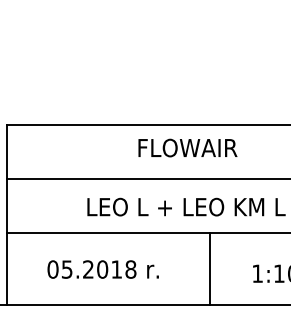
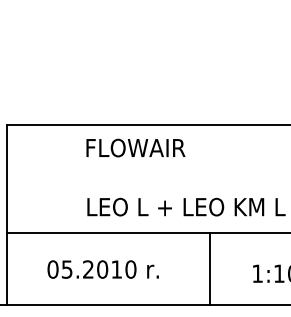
text position: (187, 147) -> (135, 147) (135, 147)
line: present -> none (146, 179)
text: 05.2018 -> 05.2010 (130, 269)
